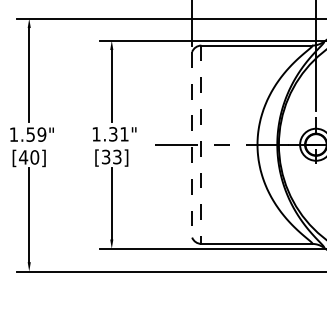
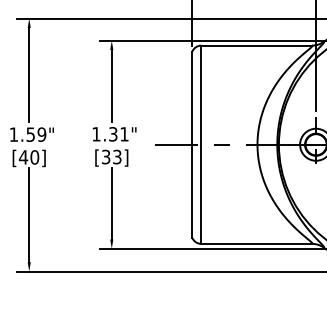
line: dashed -> solid (192, 144)
line: dashed -> solid (201, 145)
